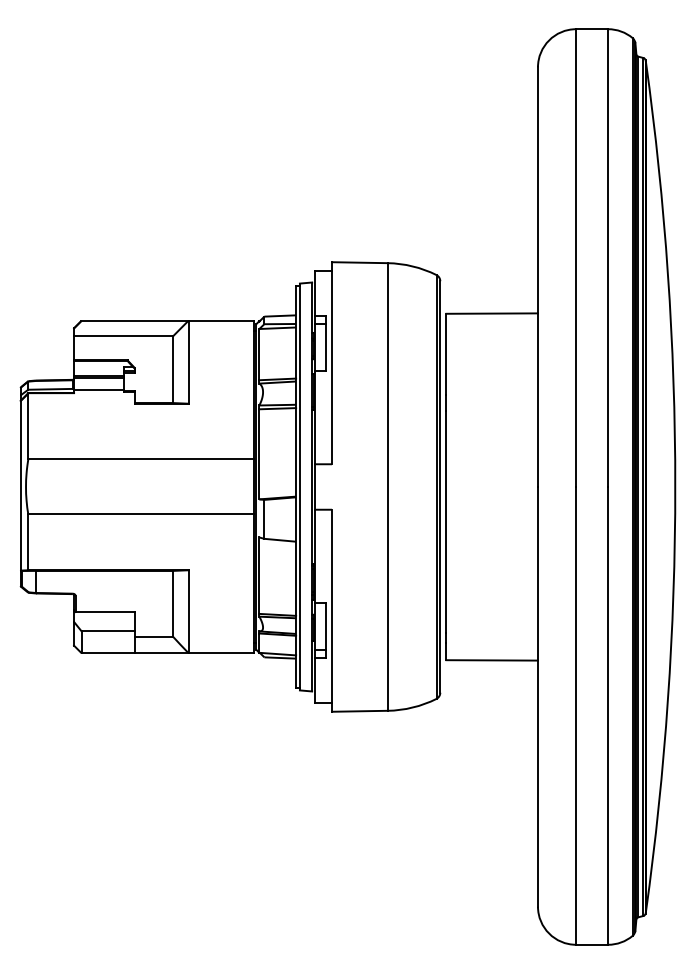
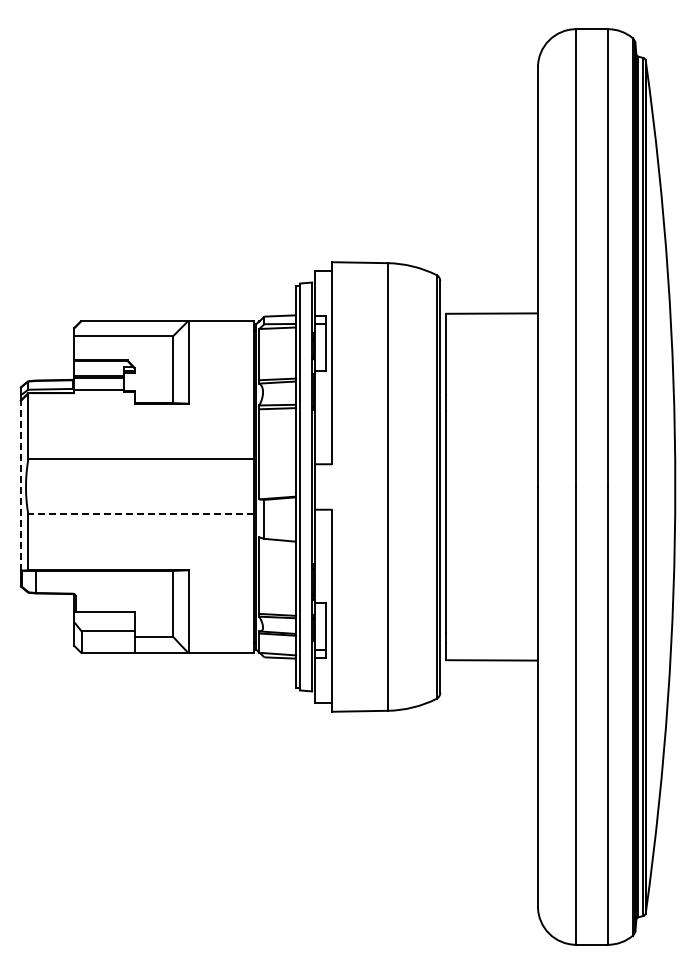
line: solid -> dashed (20, 485)
line: solid -> dashed (141, 514)
